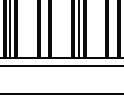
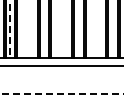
line: solid -> dashed (10, 29)
line: present -> none (78, 30)
line: solid -> dashed (62, 93)
